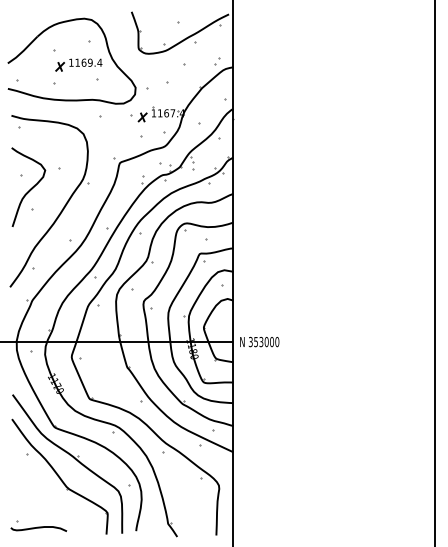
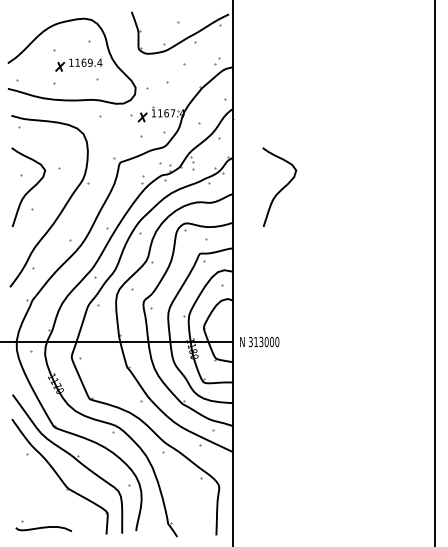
curve: none -> present (281, 188)
text: 353000 -> 313000 (255, 342)
part position: (38, 525) -> (43, 525) (43, 525)
